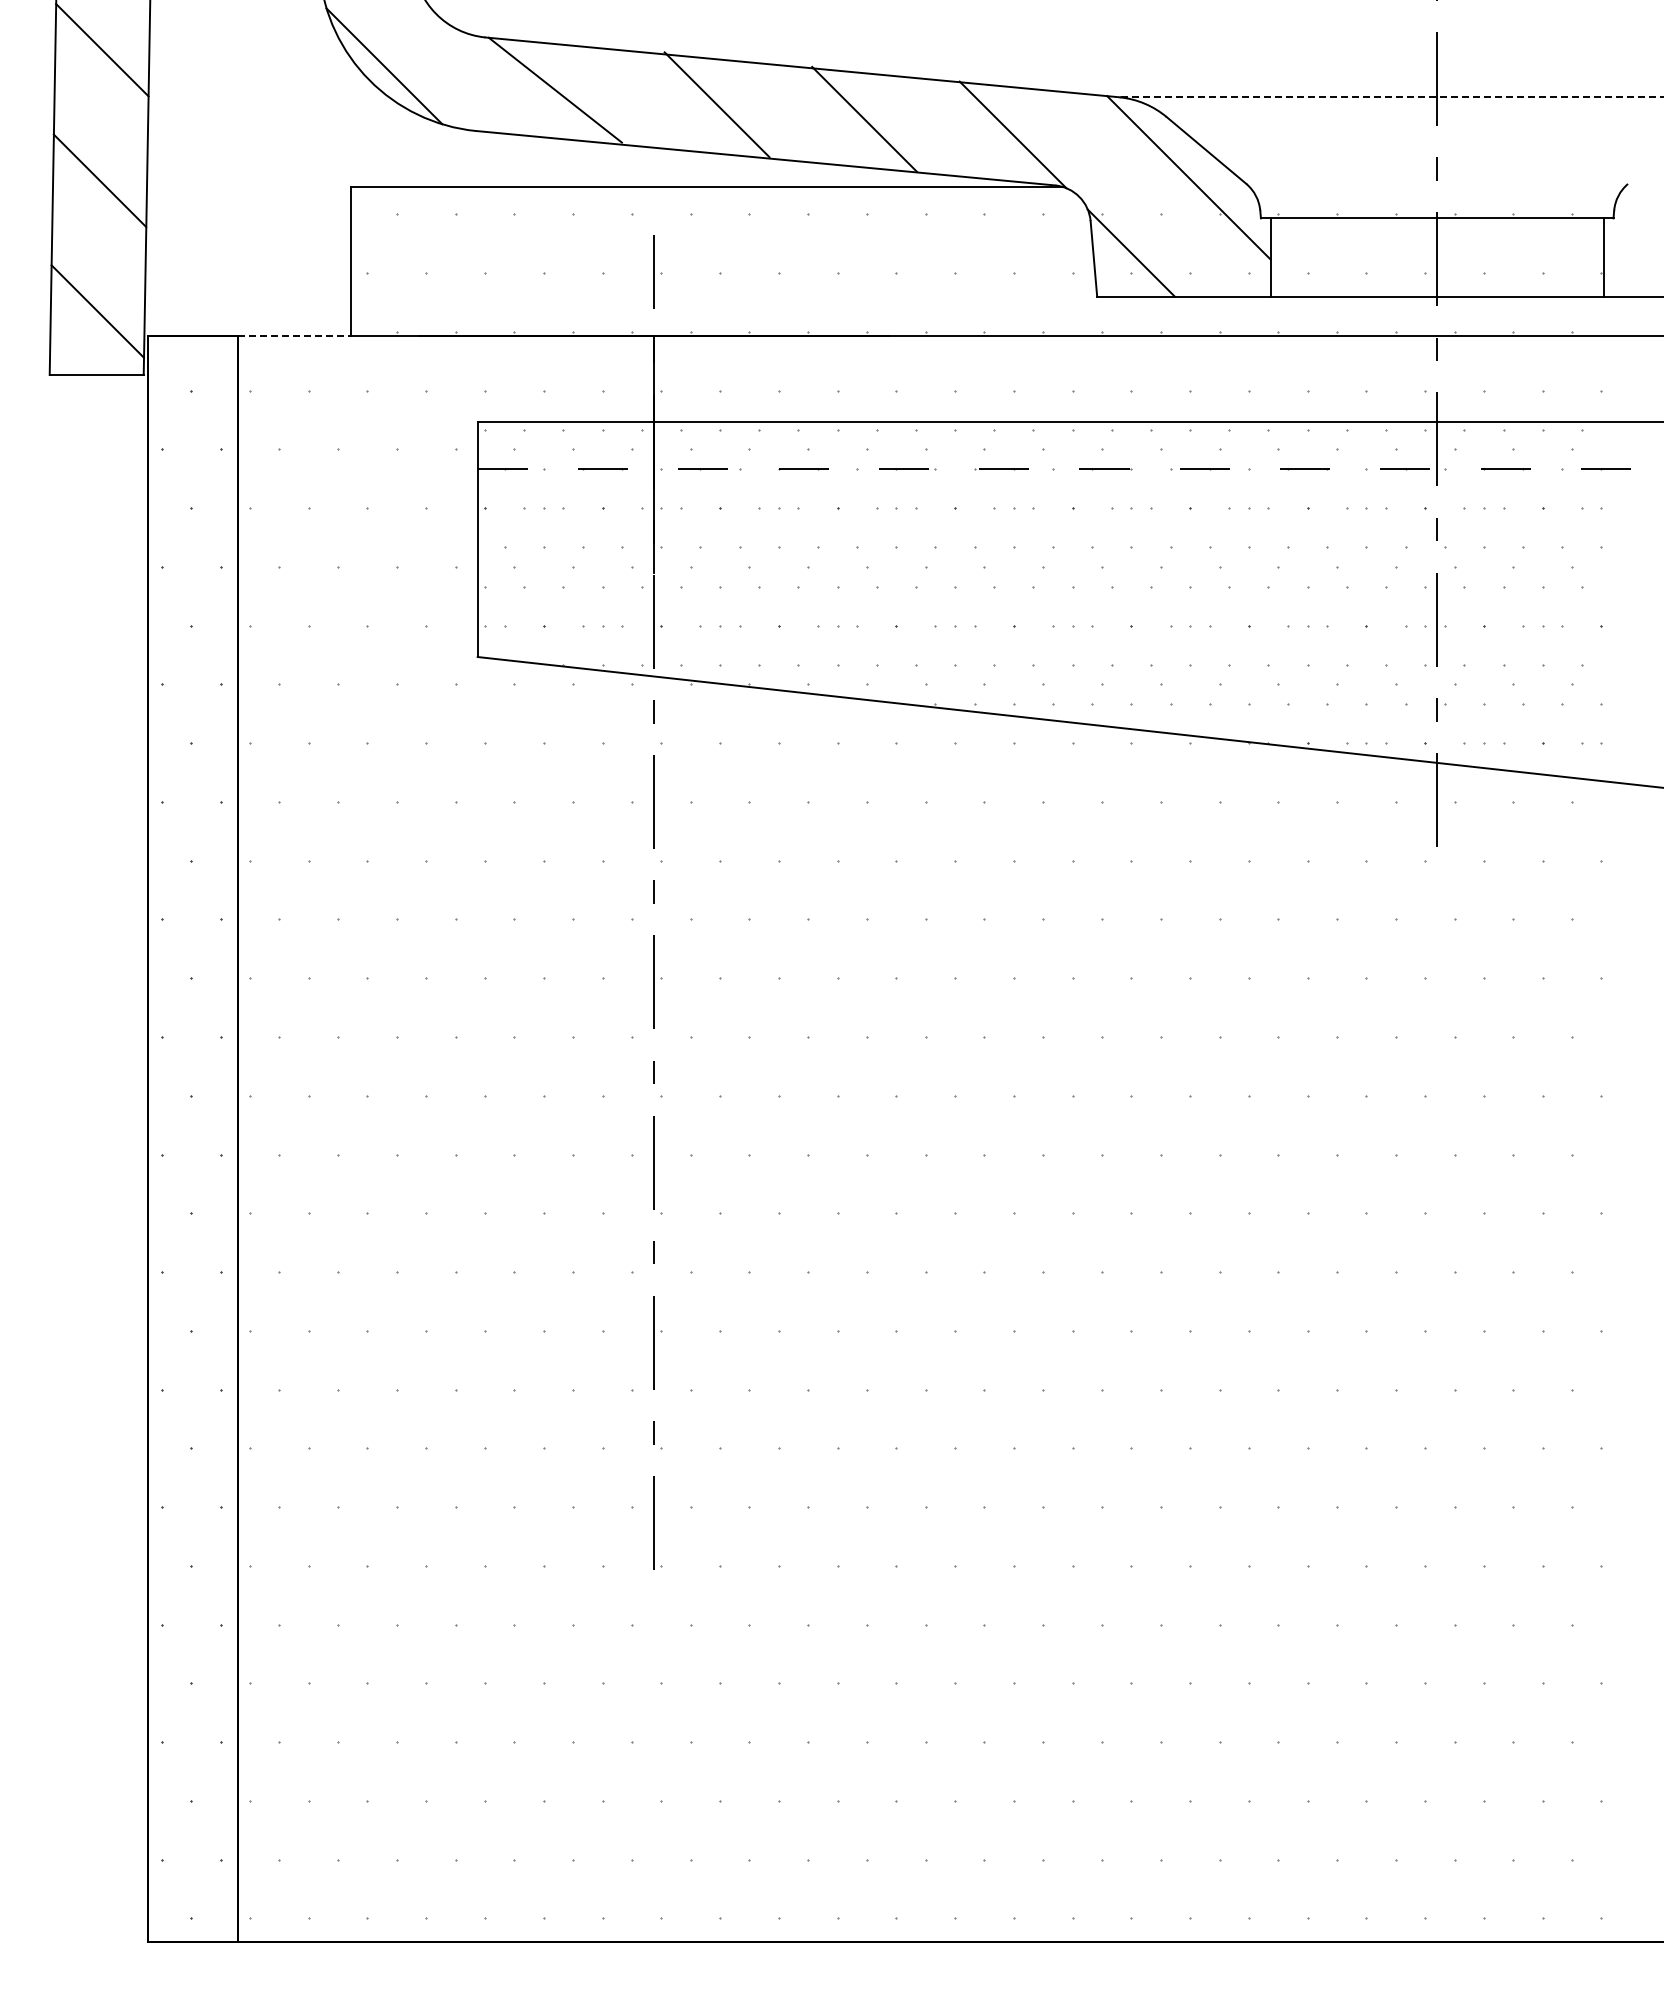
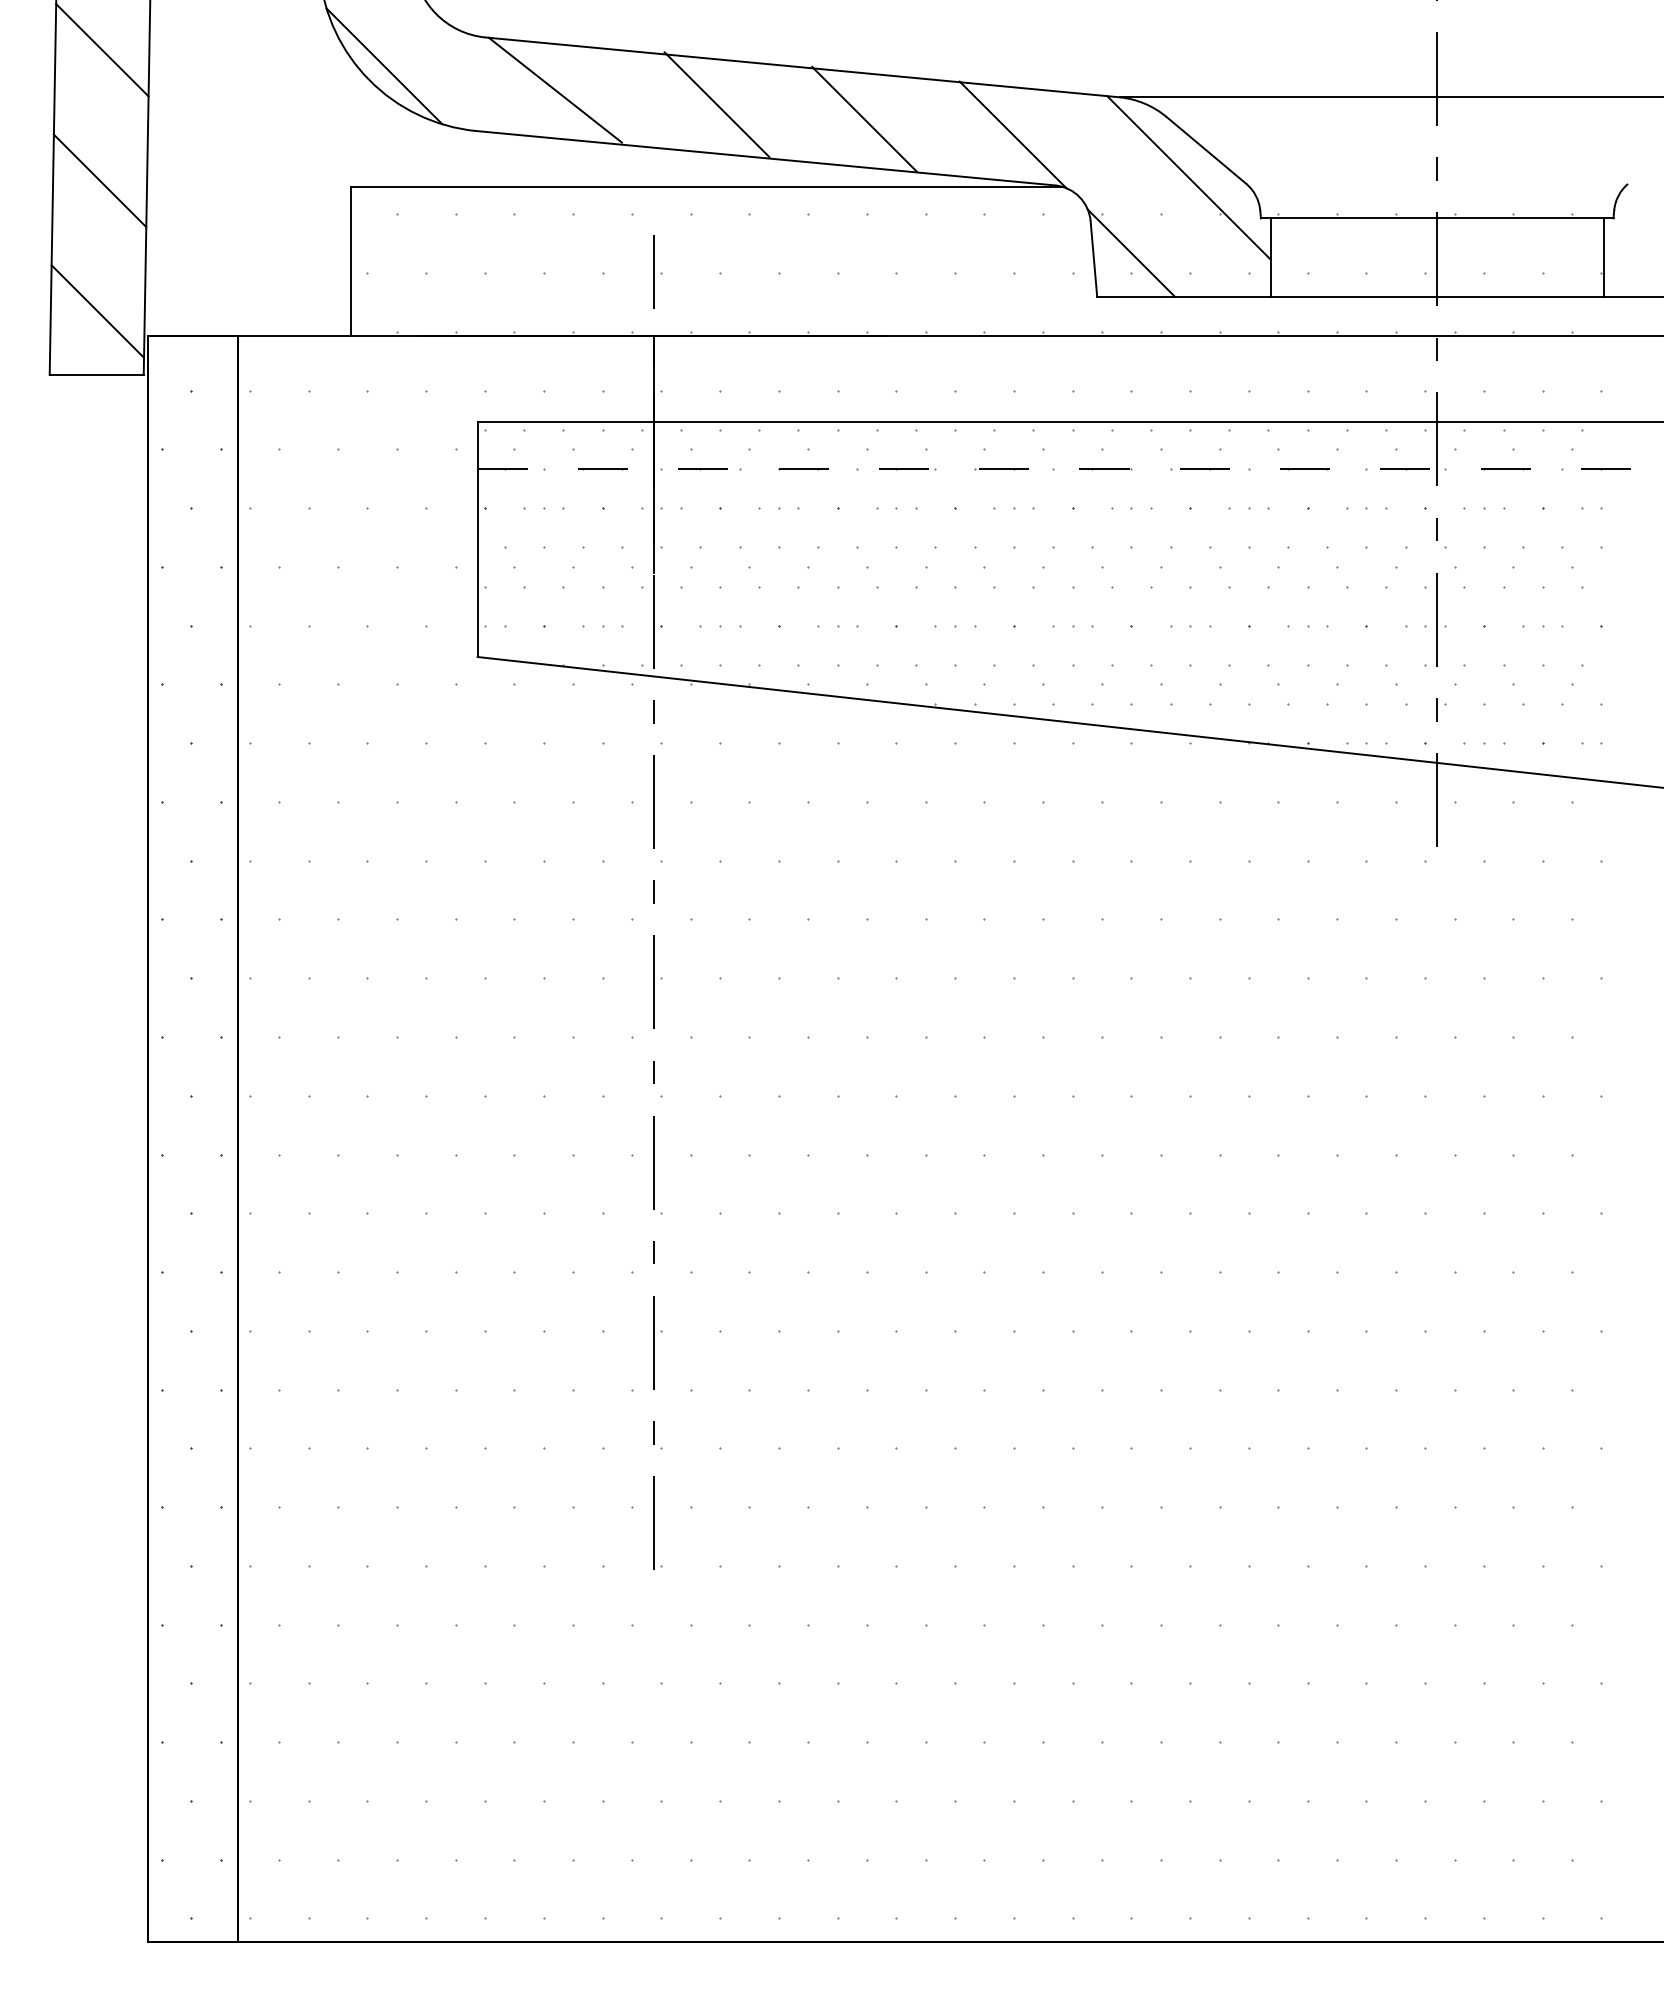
line: dashed -> solid (1391, 97)
line: dashed -> solid (294, 335)
